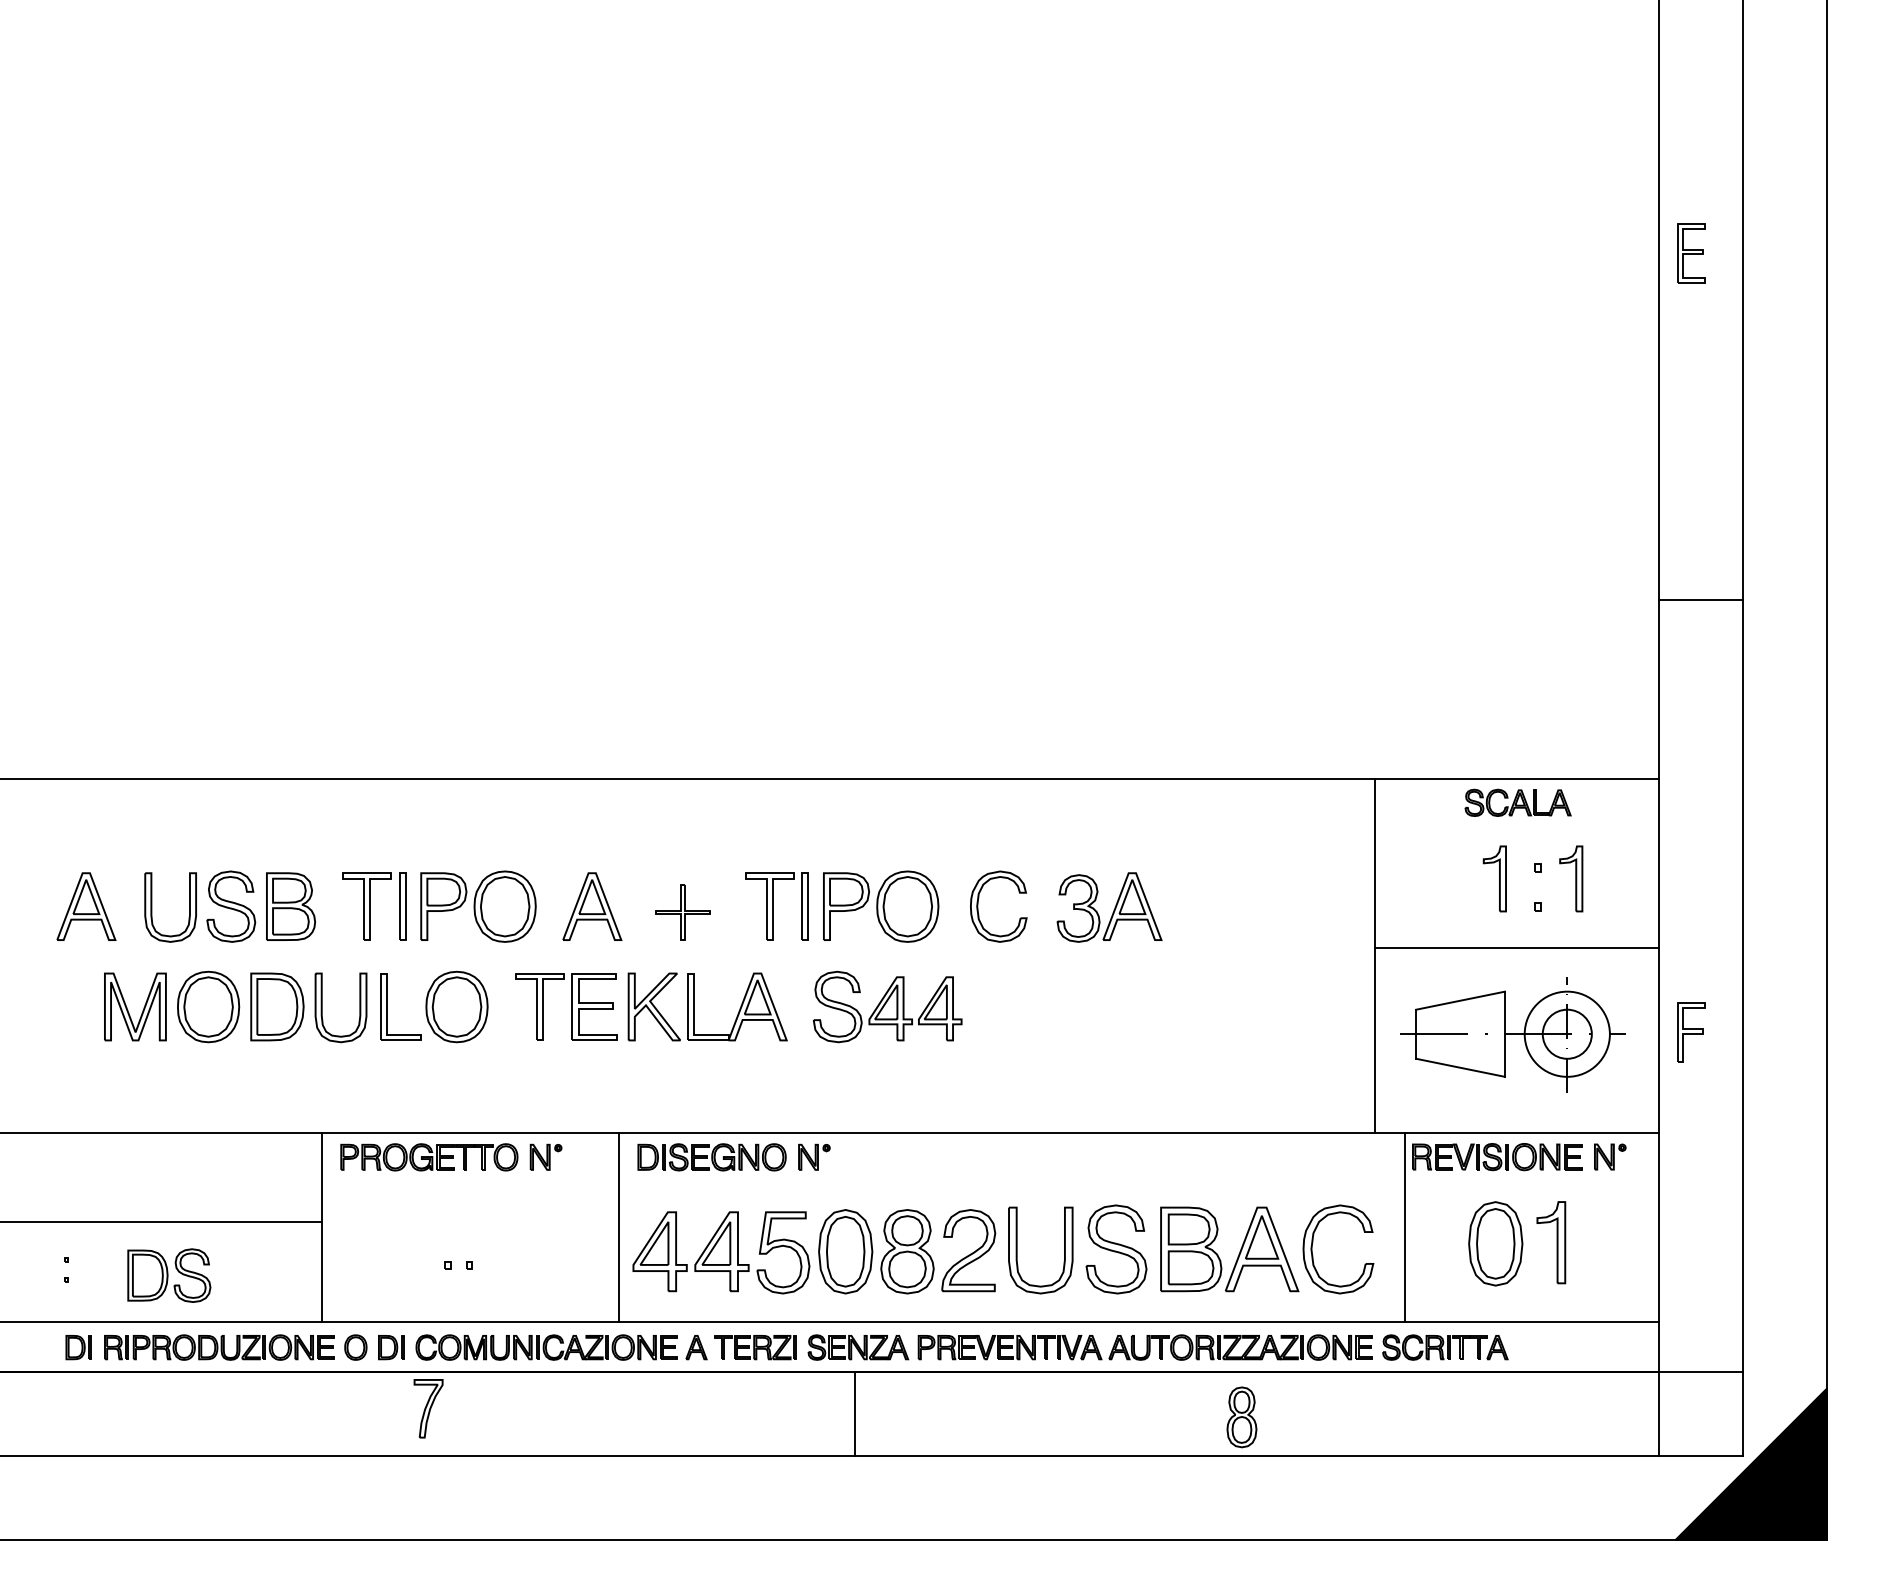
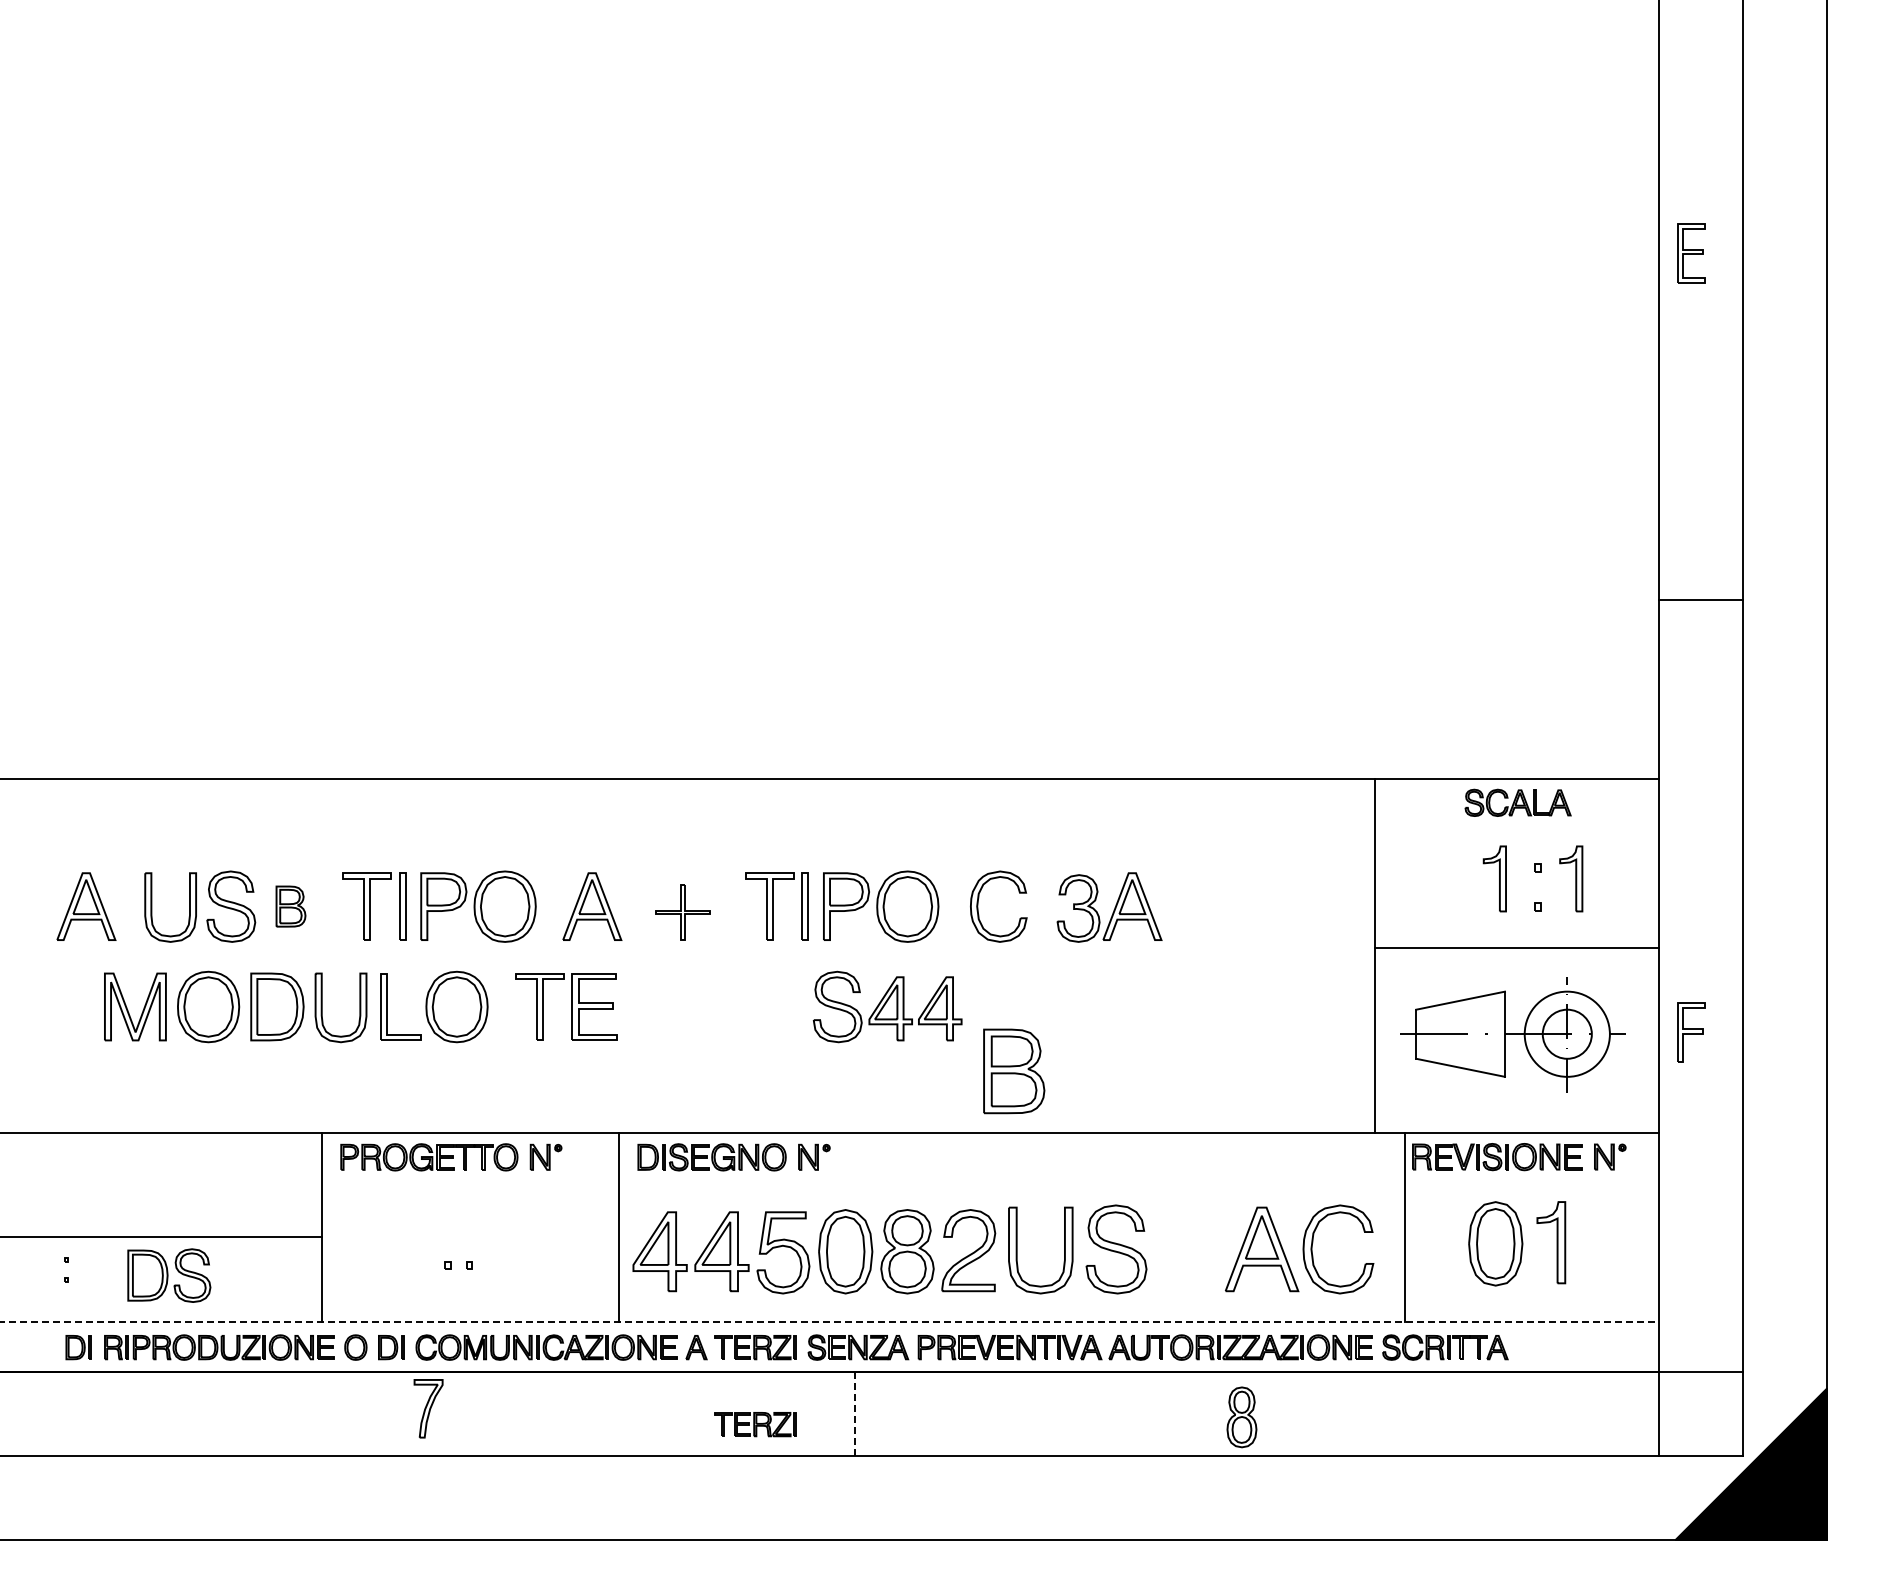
part size: 50x69 px -> 32x43 px (290, 906)
part: present -> none (694, 1006)
line position: (161, 1221) -> (161, 1236) (161, 1236)
part position: (1191, 1249) -> (1014, 1071) (1014, 1071)
line: solid -> dashed (830, 1322)
line: solid -> dashed (854, 1414)
part: none -> present (755, 1424)
